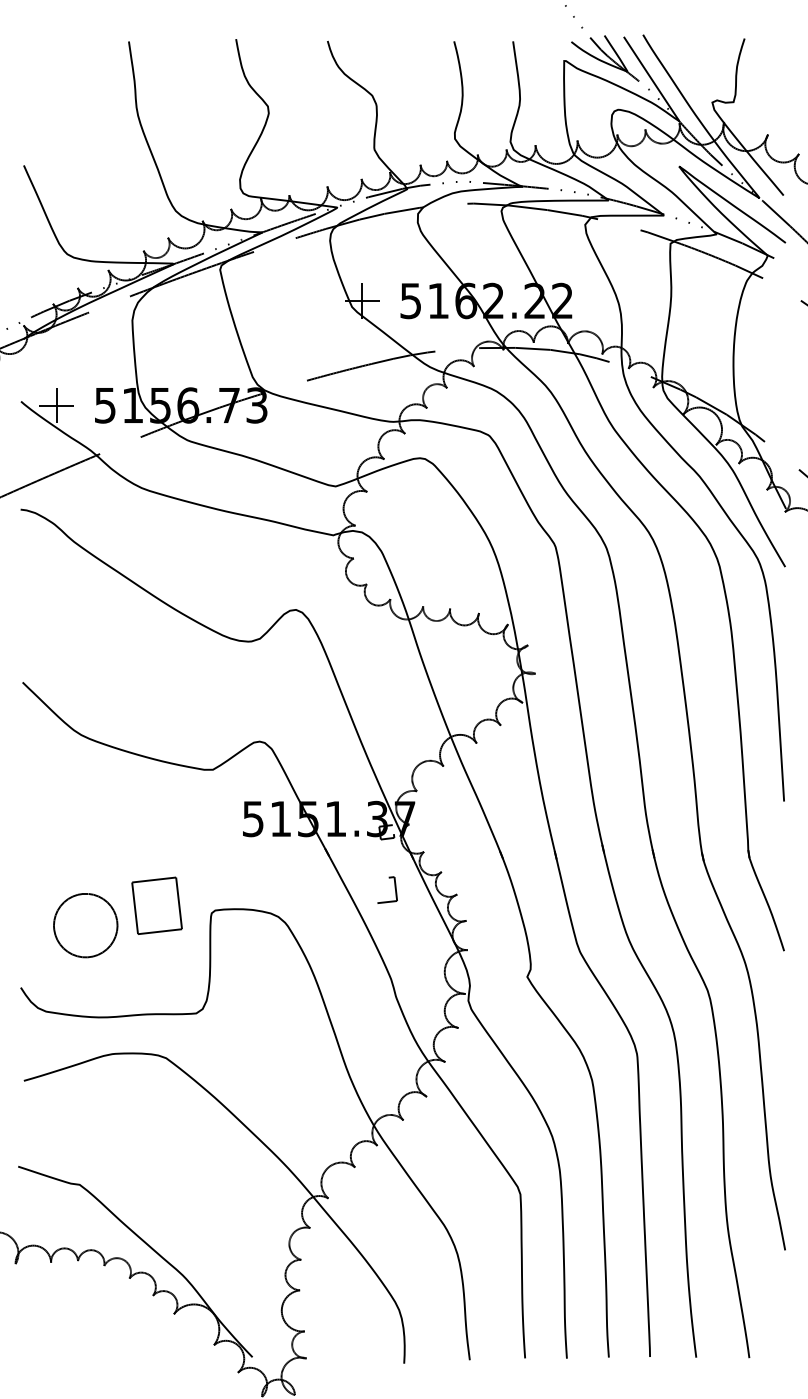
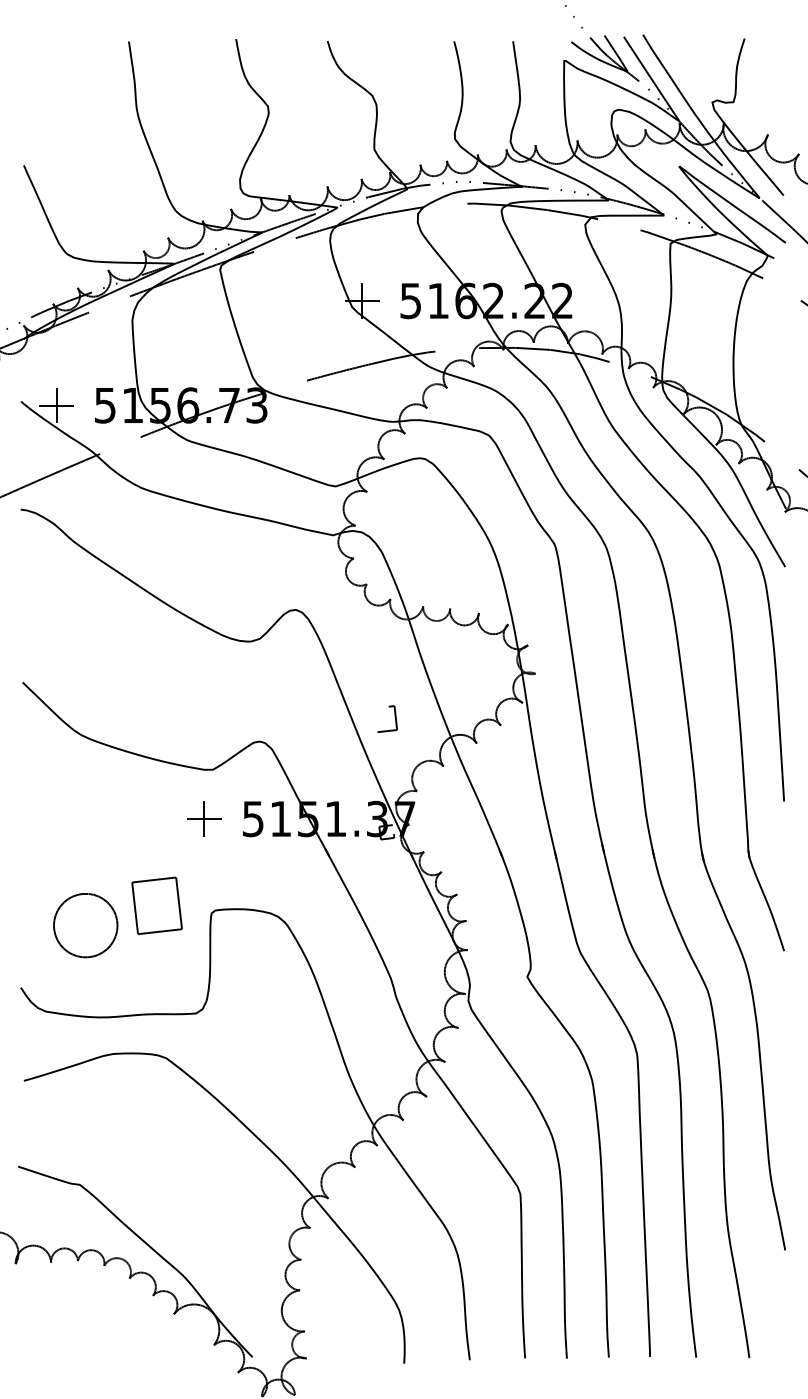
part: none -> present (204, 818)
part position: (394, 888) -> (394, 717) (394, 717)
